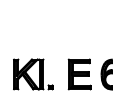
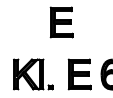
part: none -> present (61, 22)
